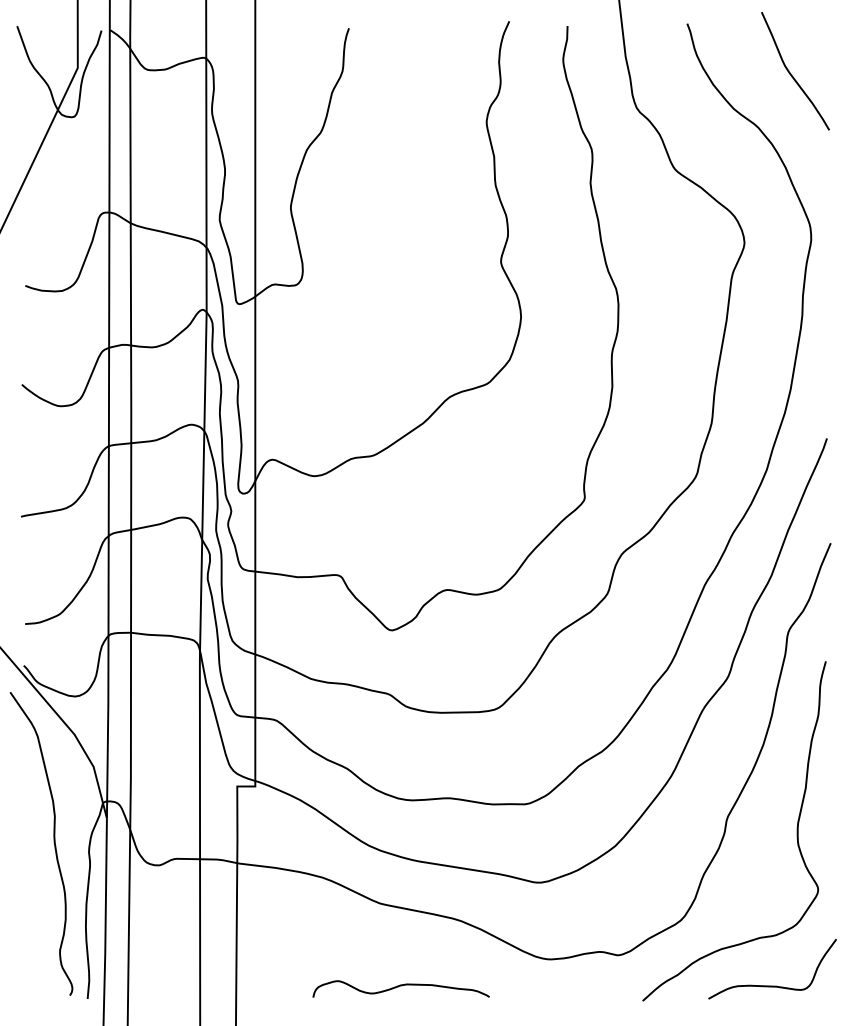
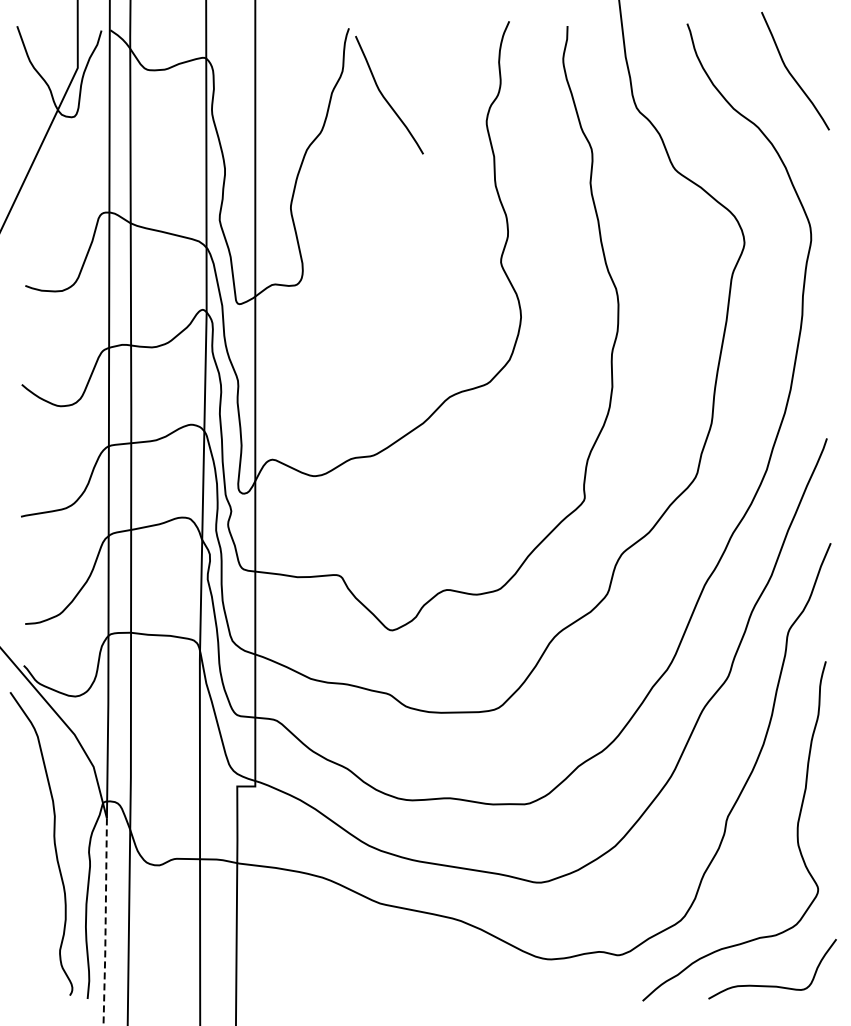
curve: none -> present (385, 97)
line: solid -> dashed (105, 923)
curve: present -> none (400, 986)
